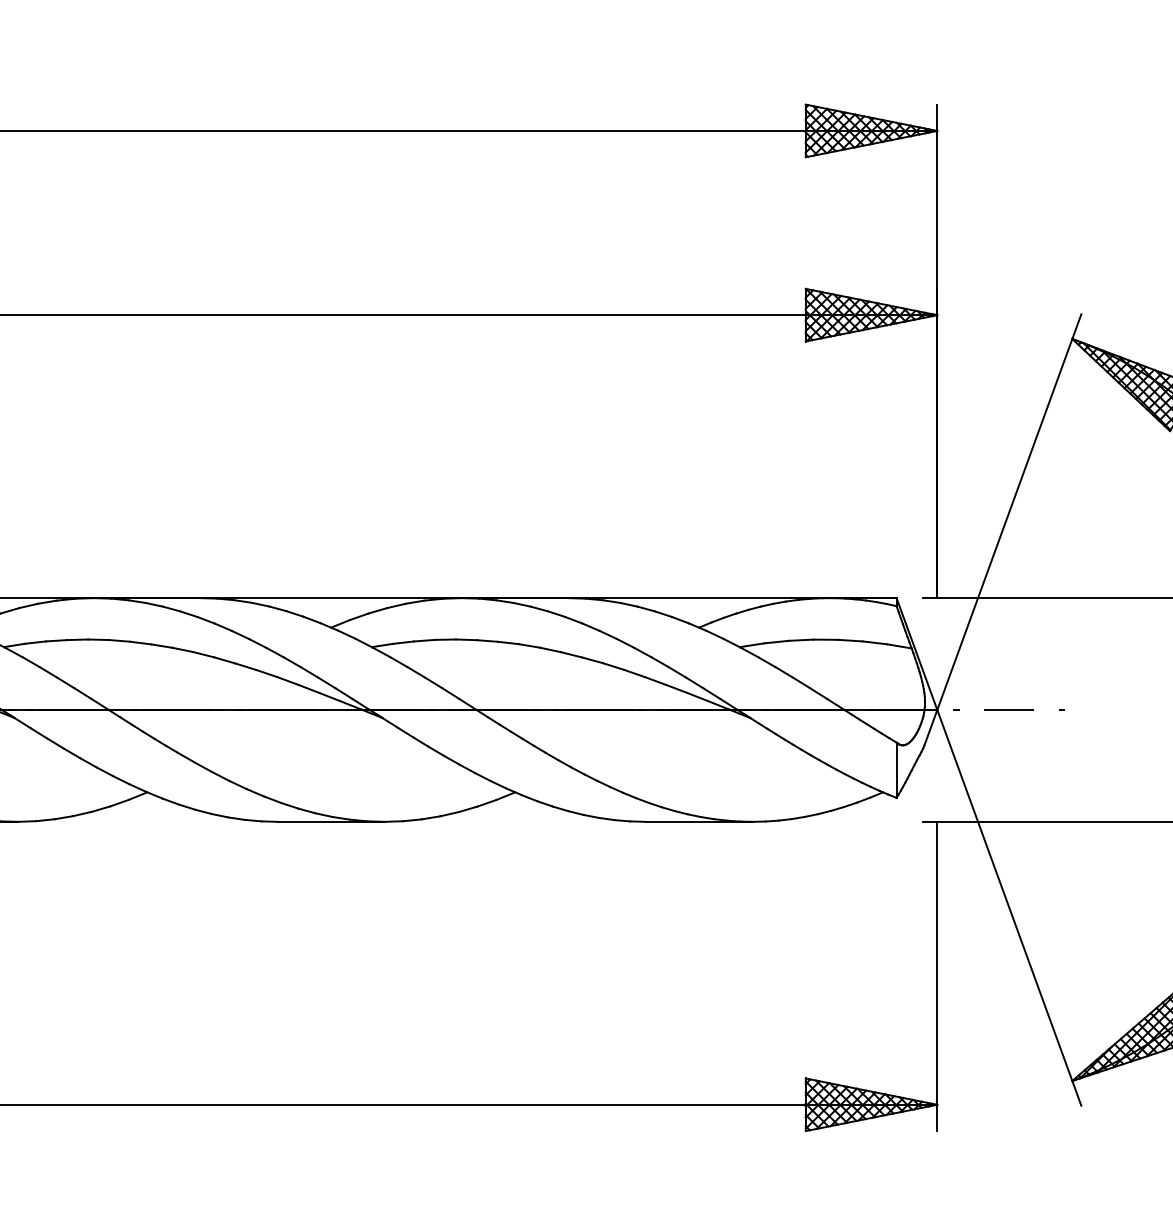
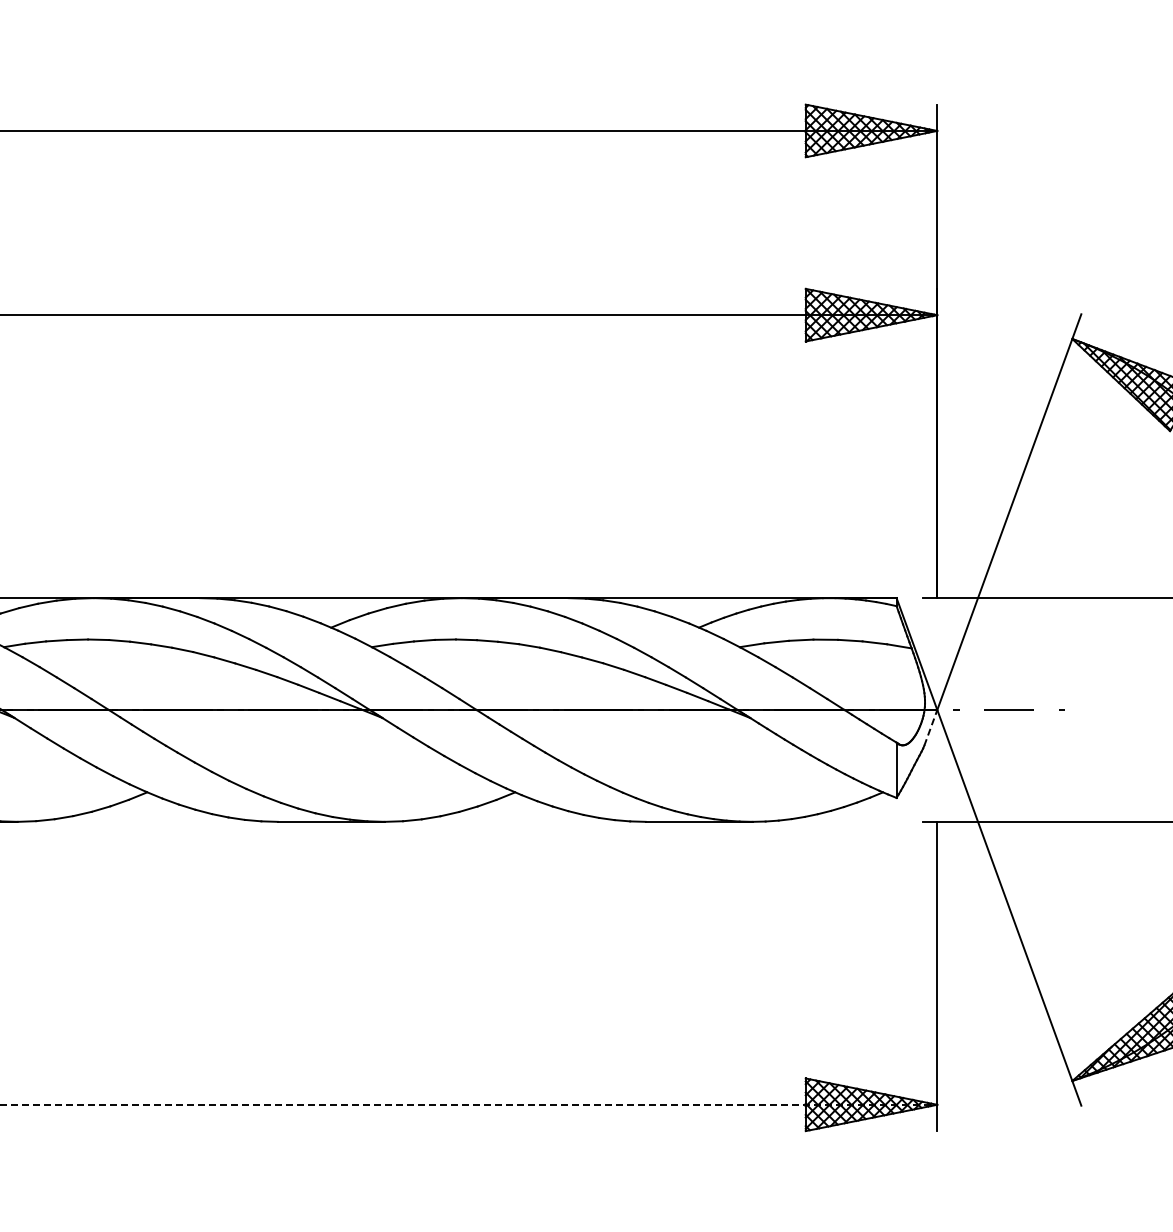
line: solid -> dashed (930, 727)
line: solid -> dashed (469, 1104)
